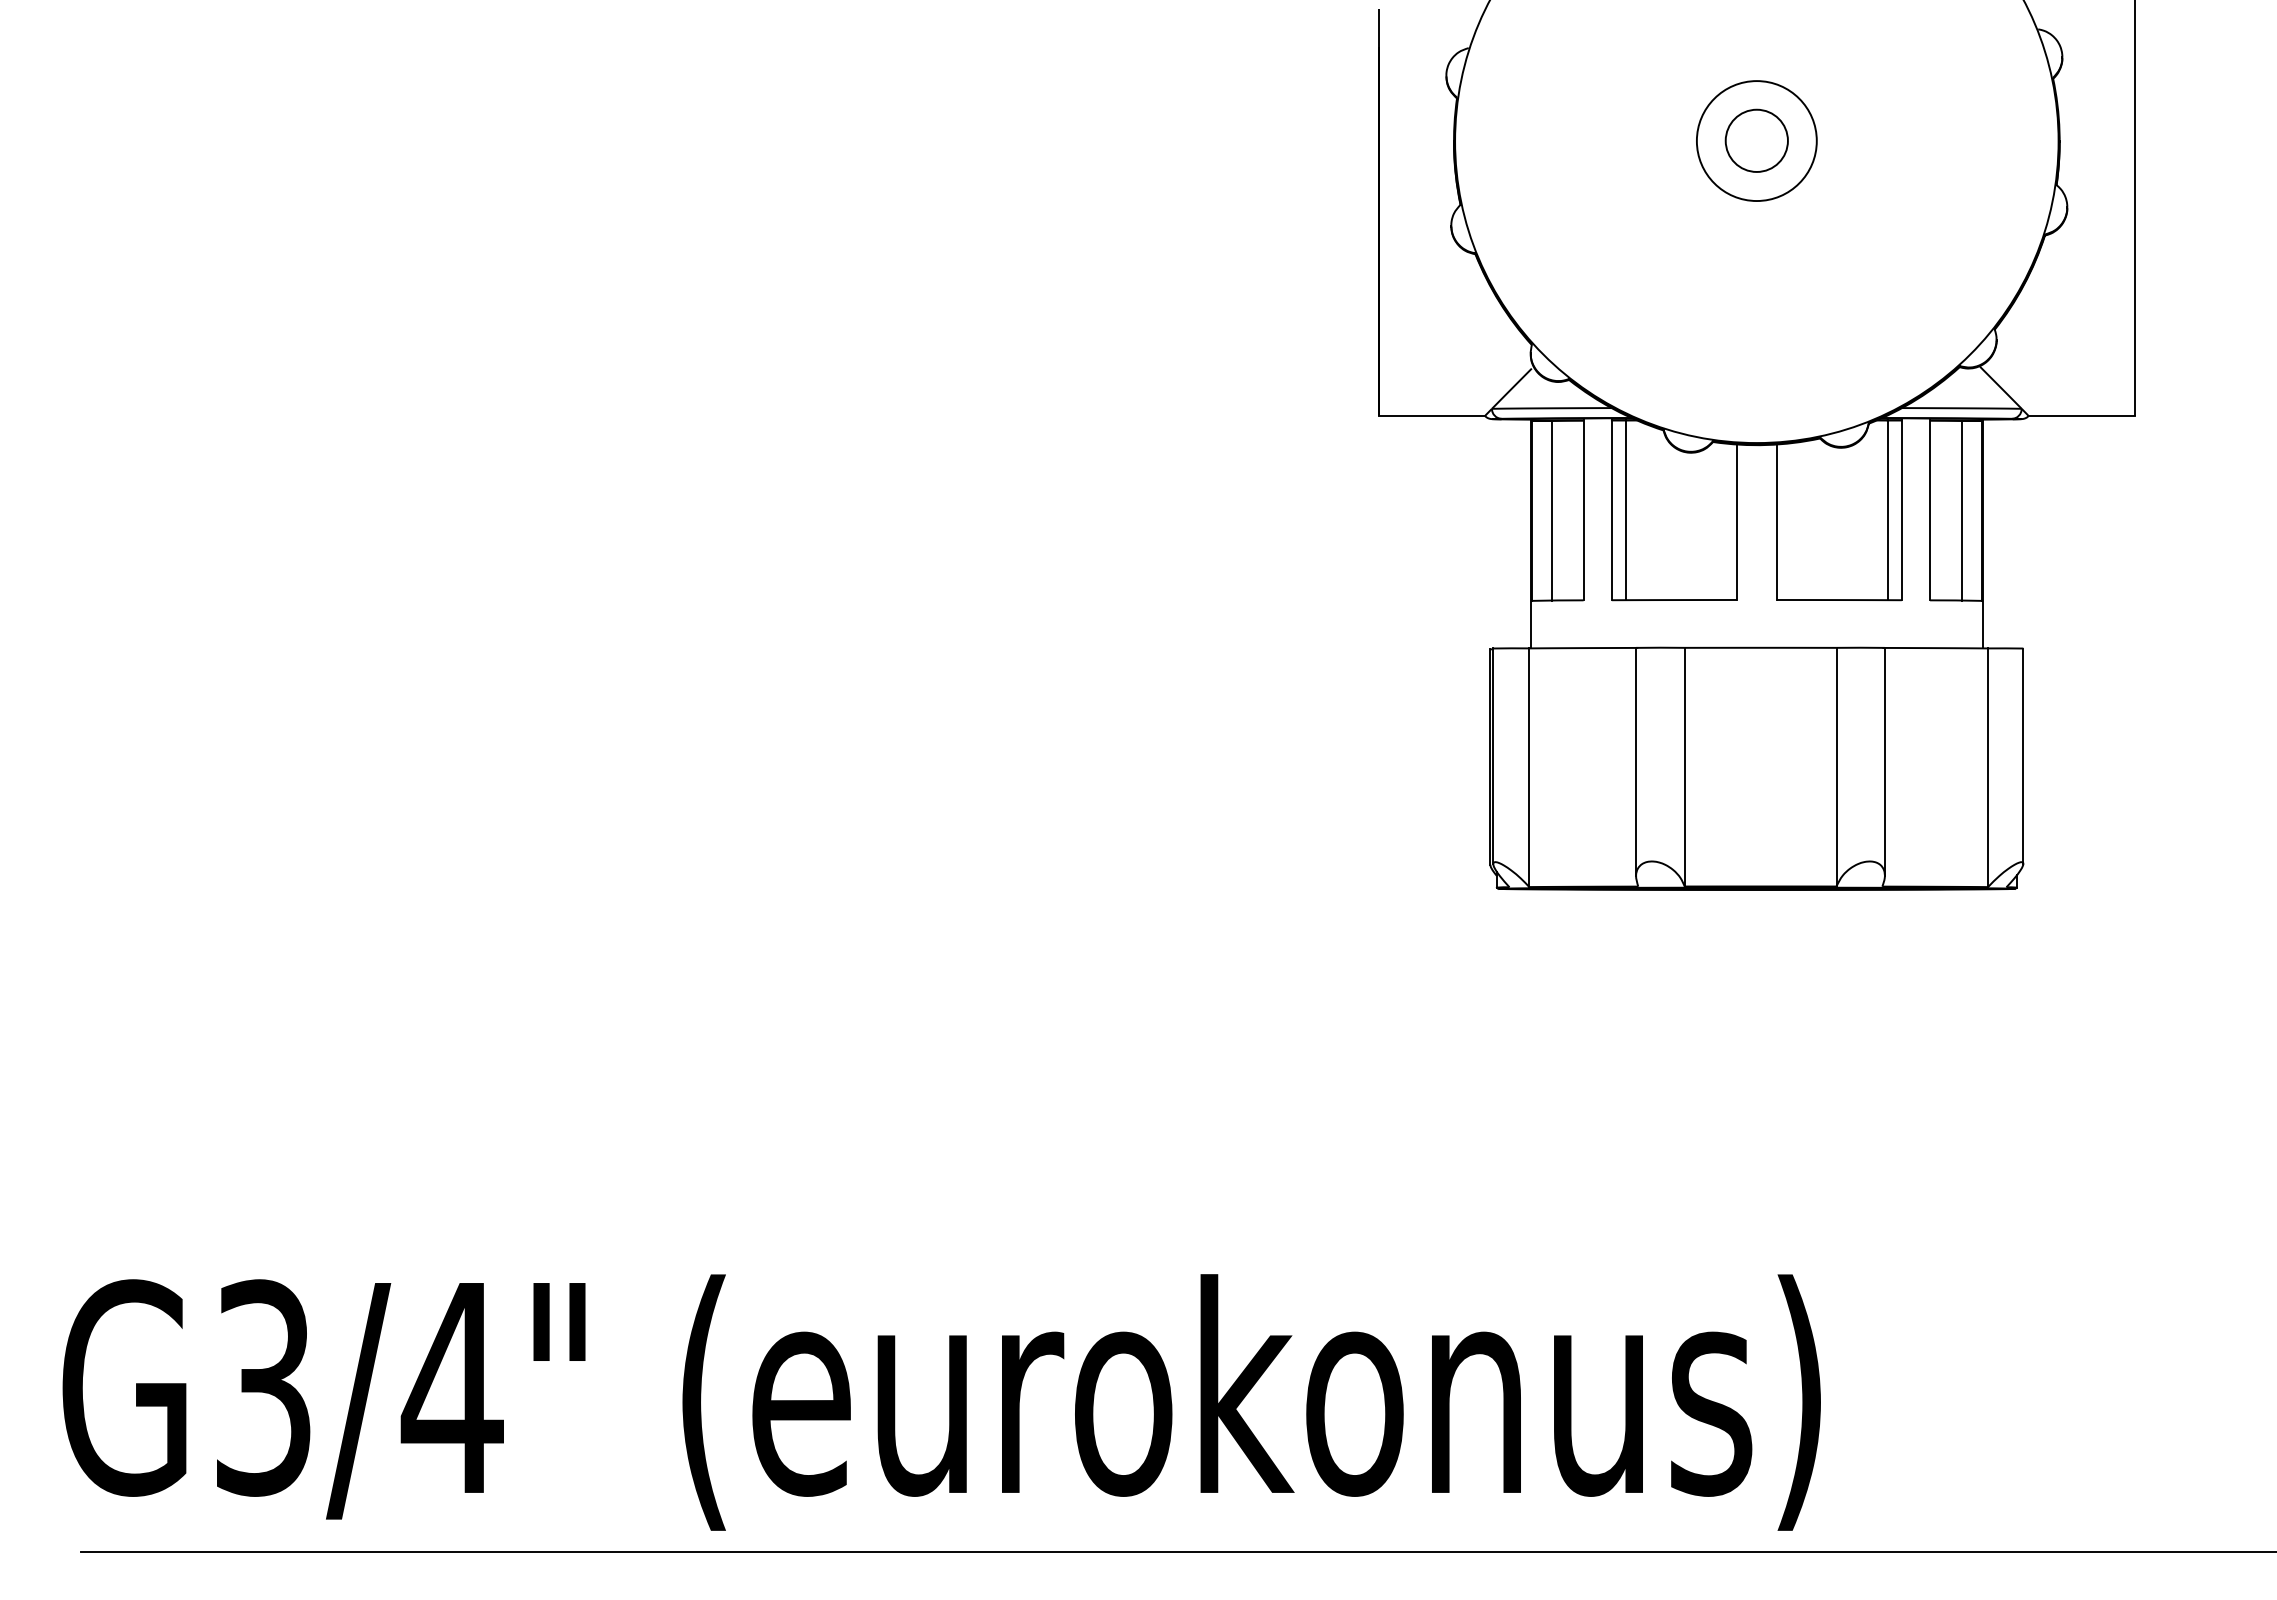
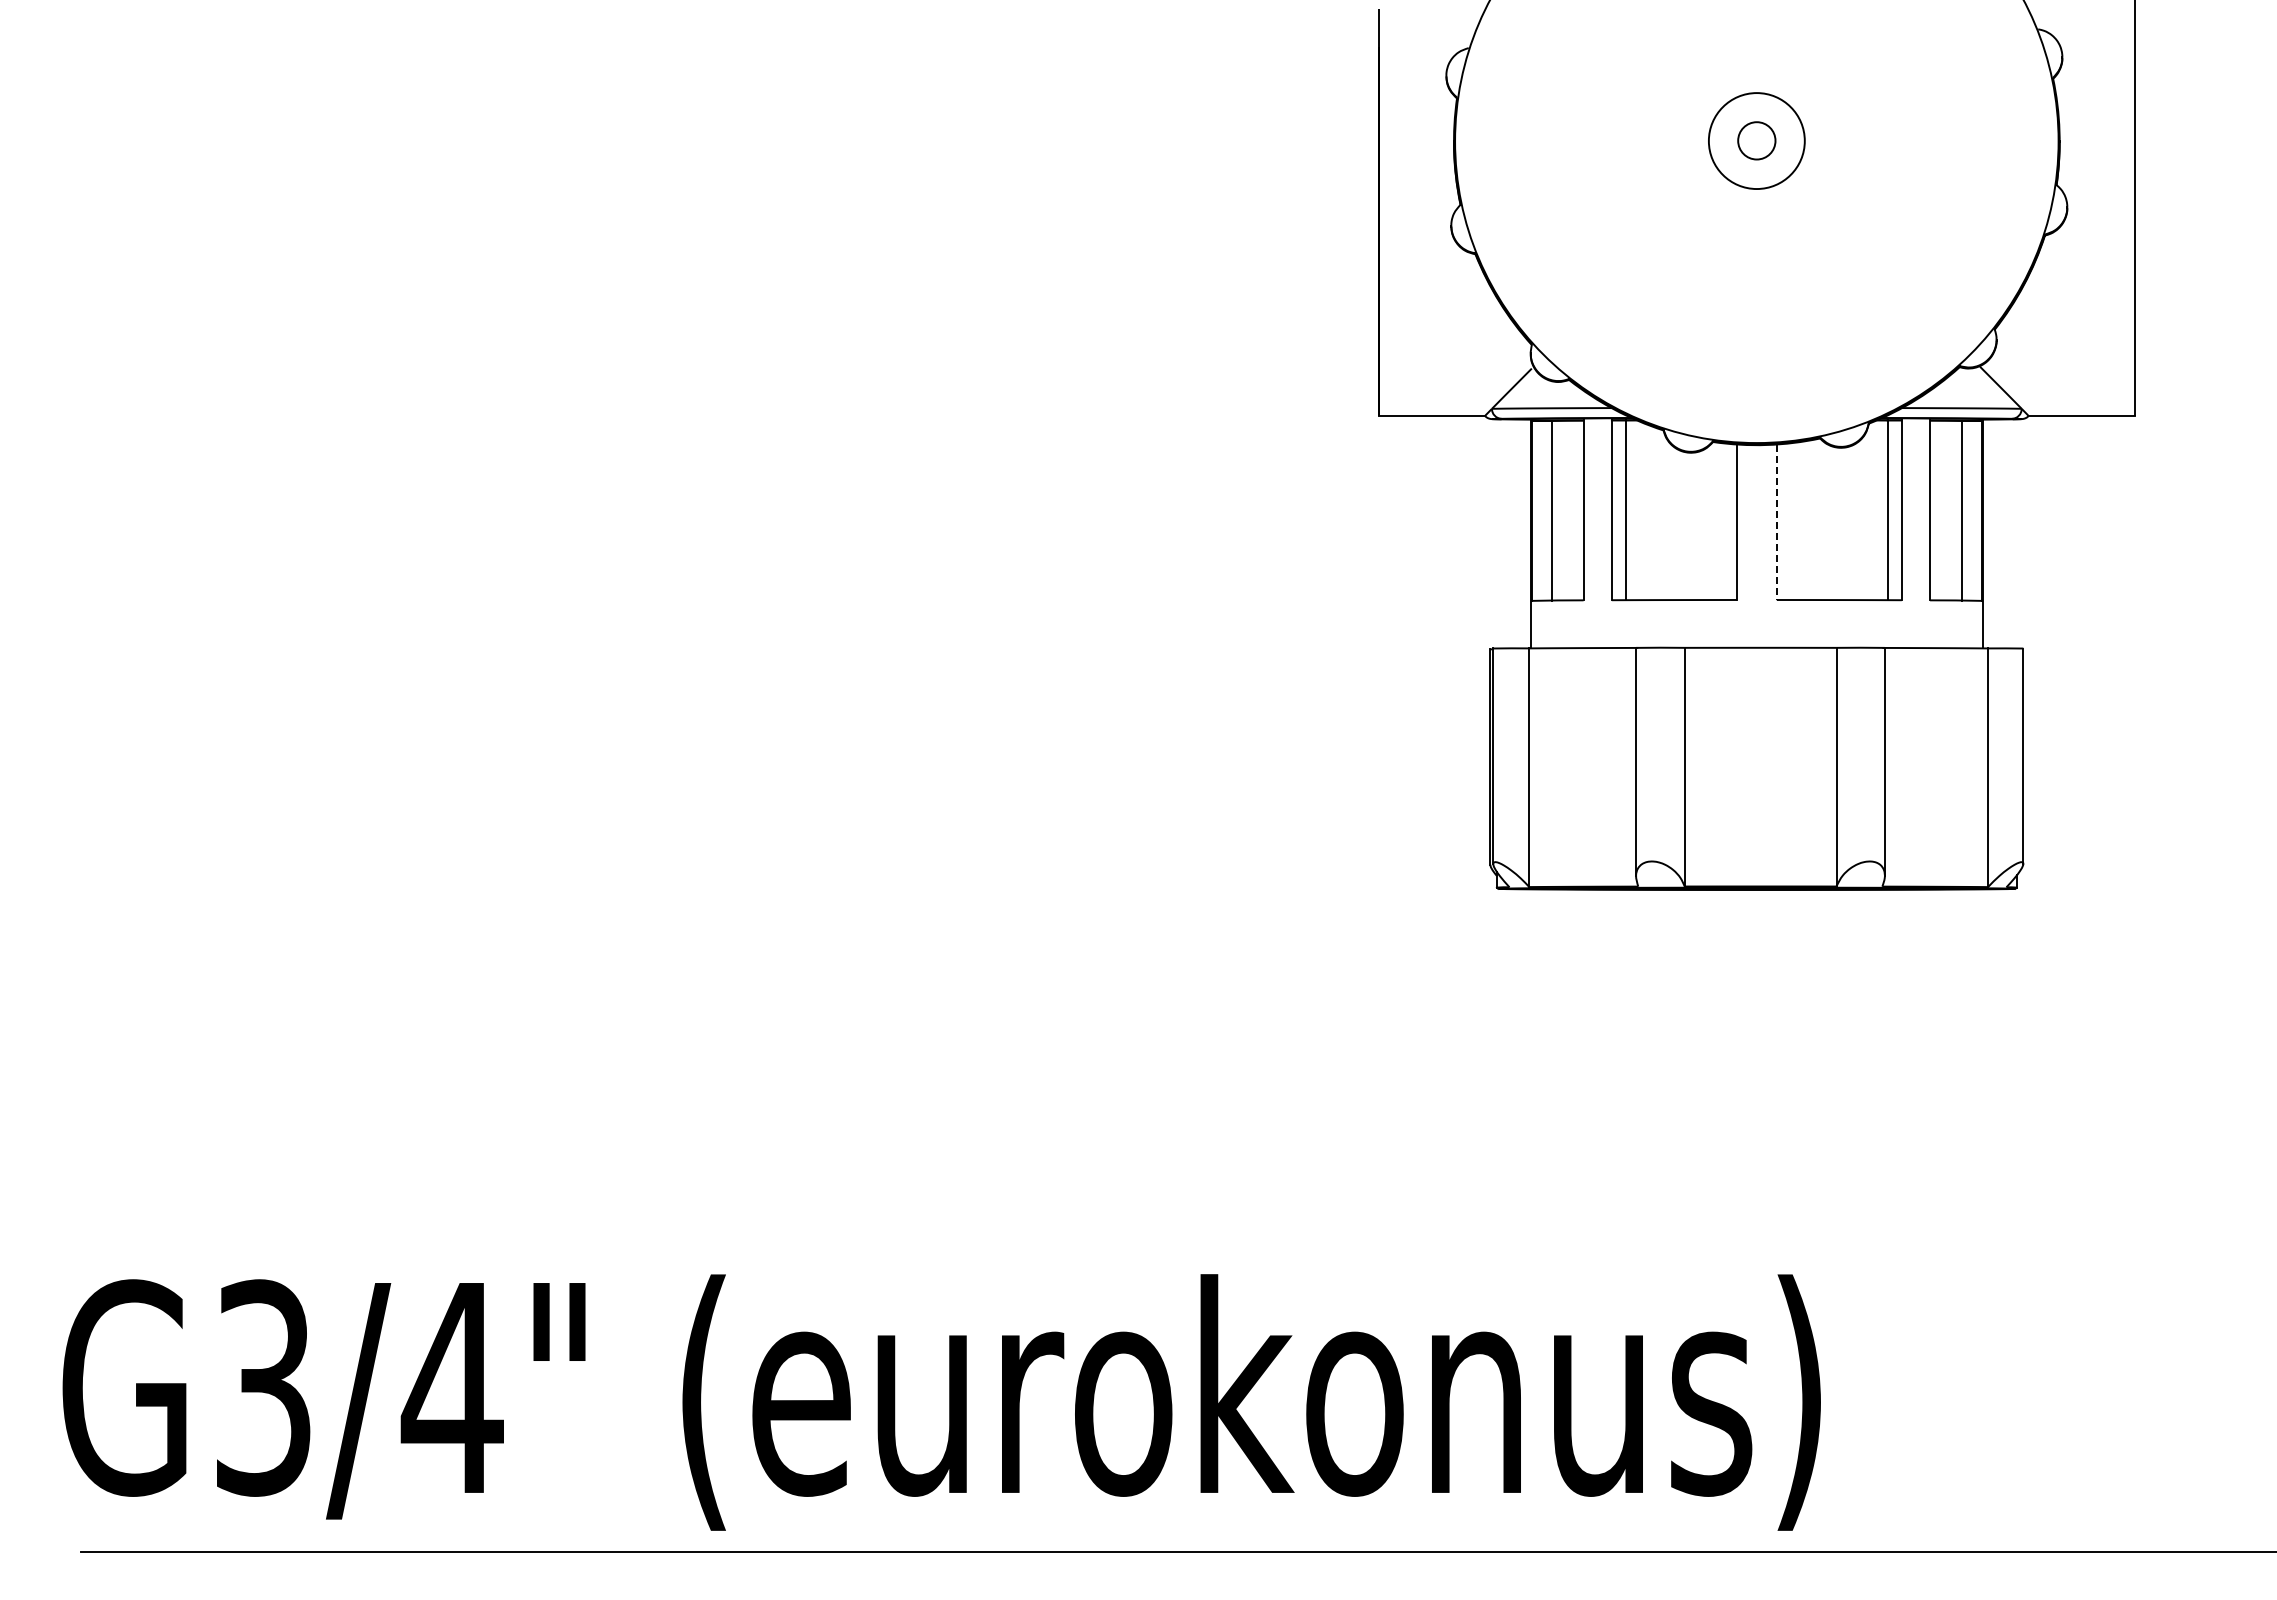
circle diameter: 62 px -> 37 px (1756, 140)
circle diameter: 120 px -> 96 px (1756, 141)
line: solid -> dashed (1776, 522)
